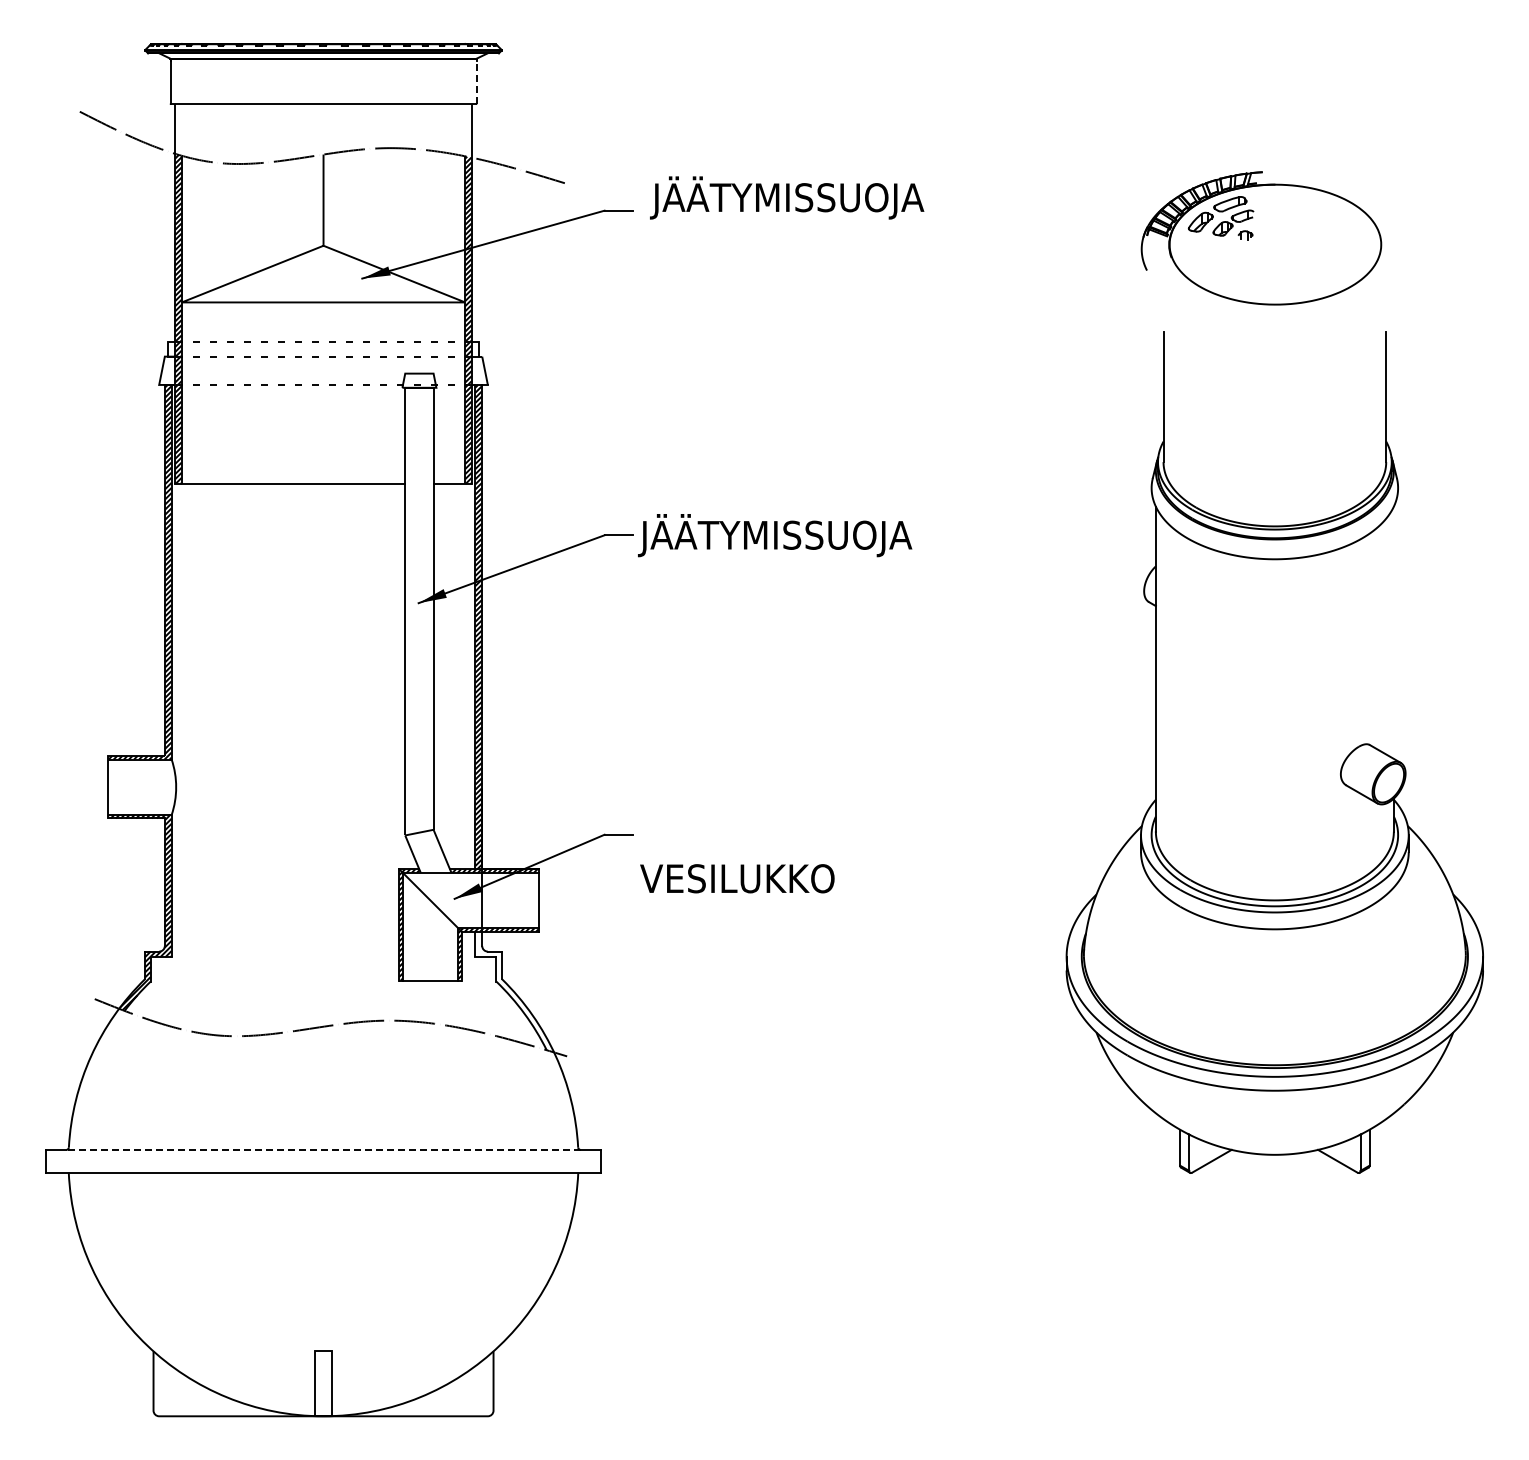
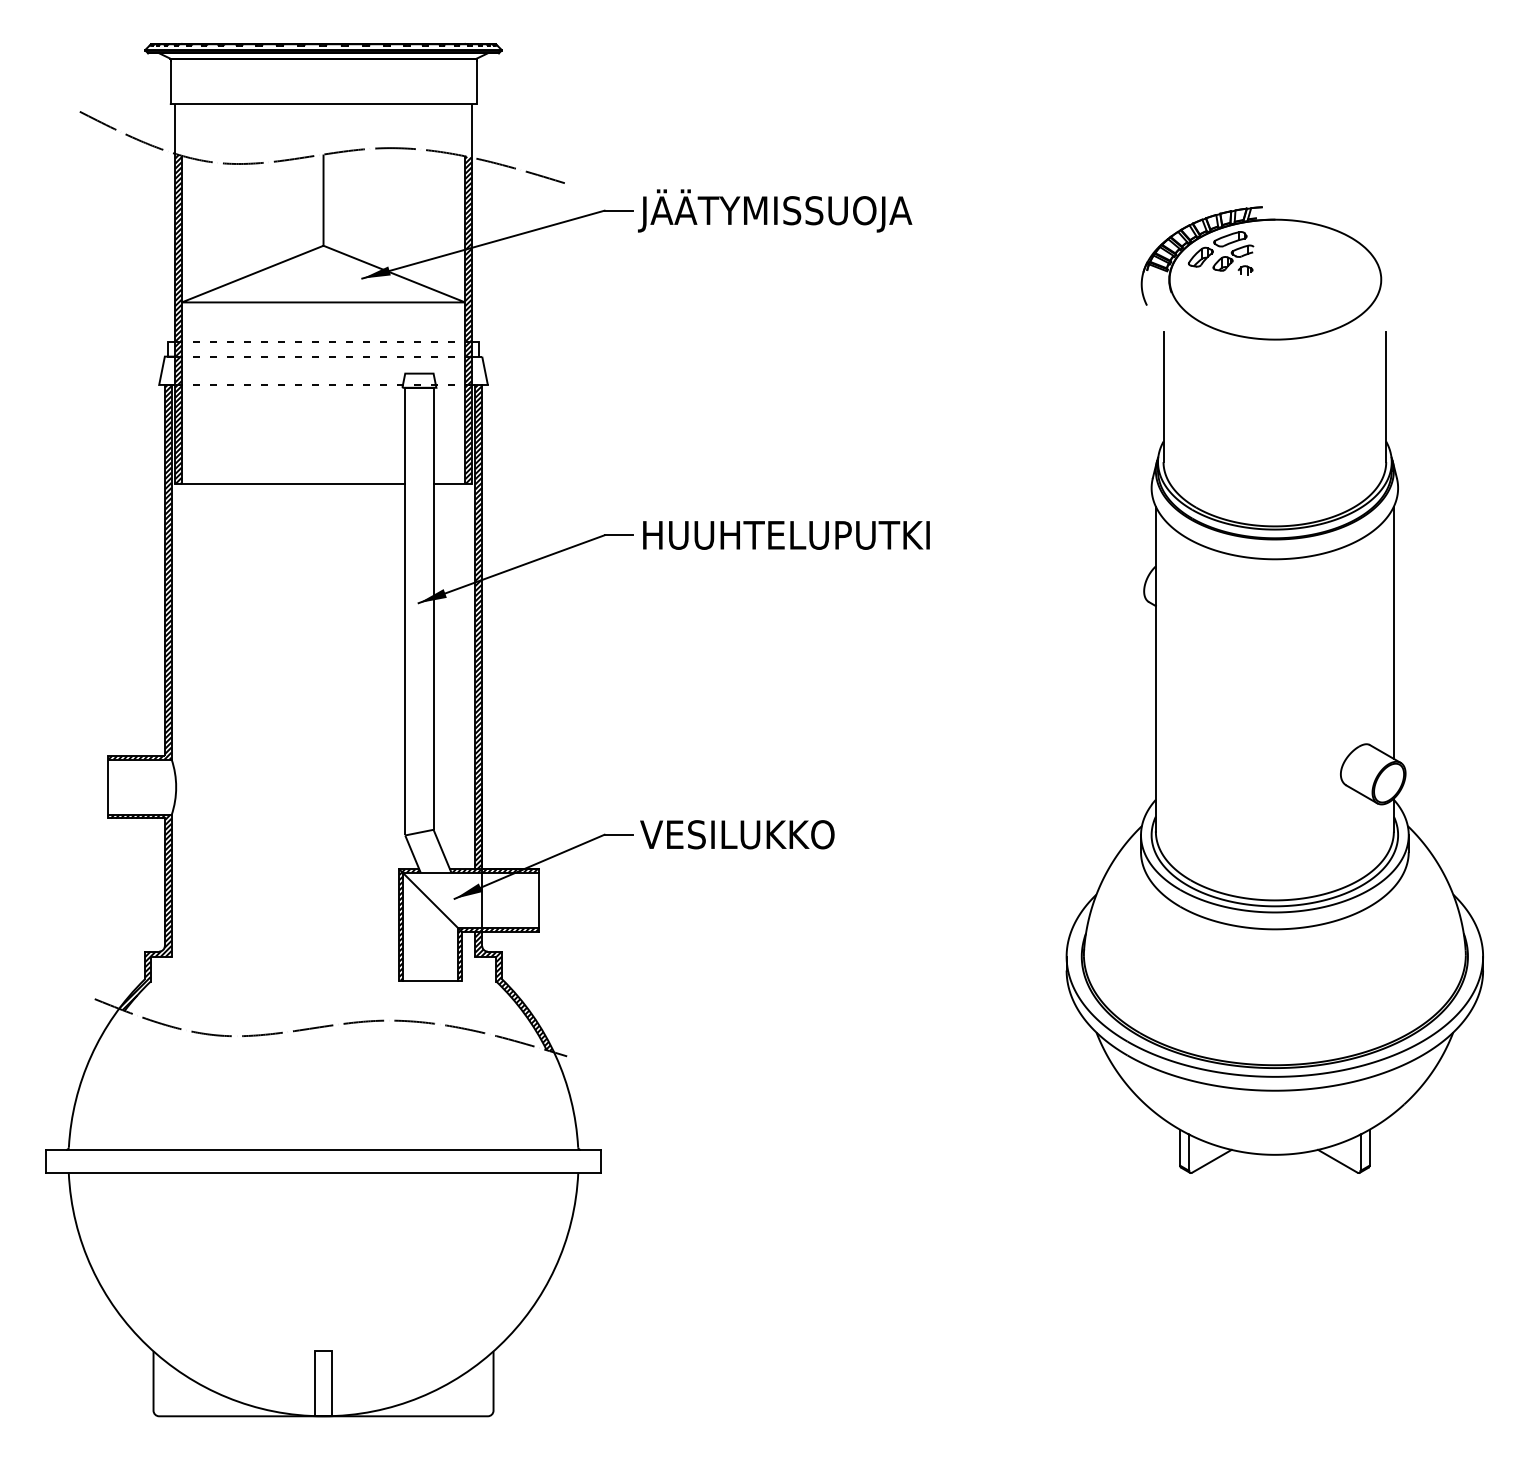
line: dashed -> solid (476, 81)
text position: (787, 197) -> (775, 210) (775, 210)
part position: (1261, 238) -> (1261, 273) (1261, 273)
text: JÄÄTYMISSUOJA -> HUUHTELUPUTKI (783, 535)
line: none -> present (1393, 632)
text position: (737, 878) -> (737, 834) (737, 834)
hatch: none -> present (514, 991)
line: dashed -> solid (323, 1149)
